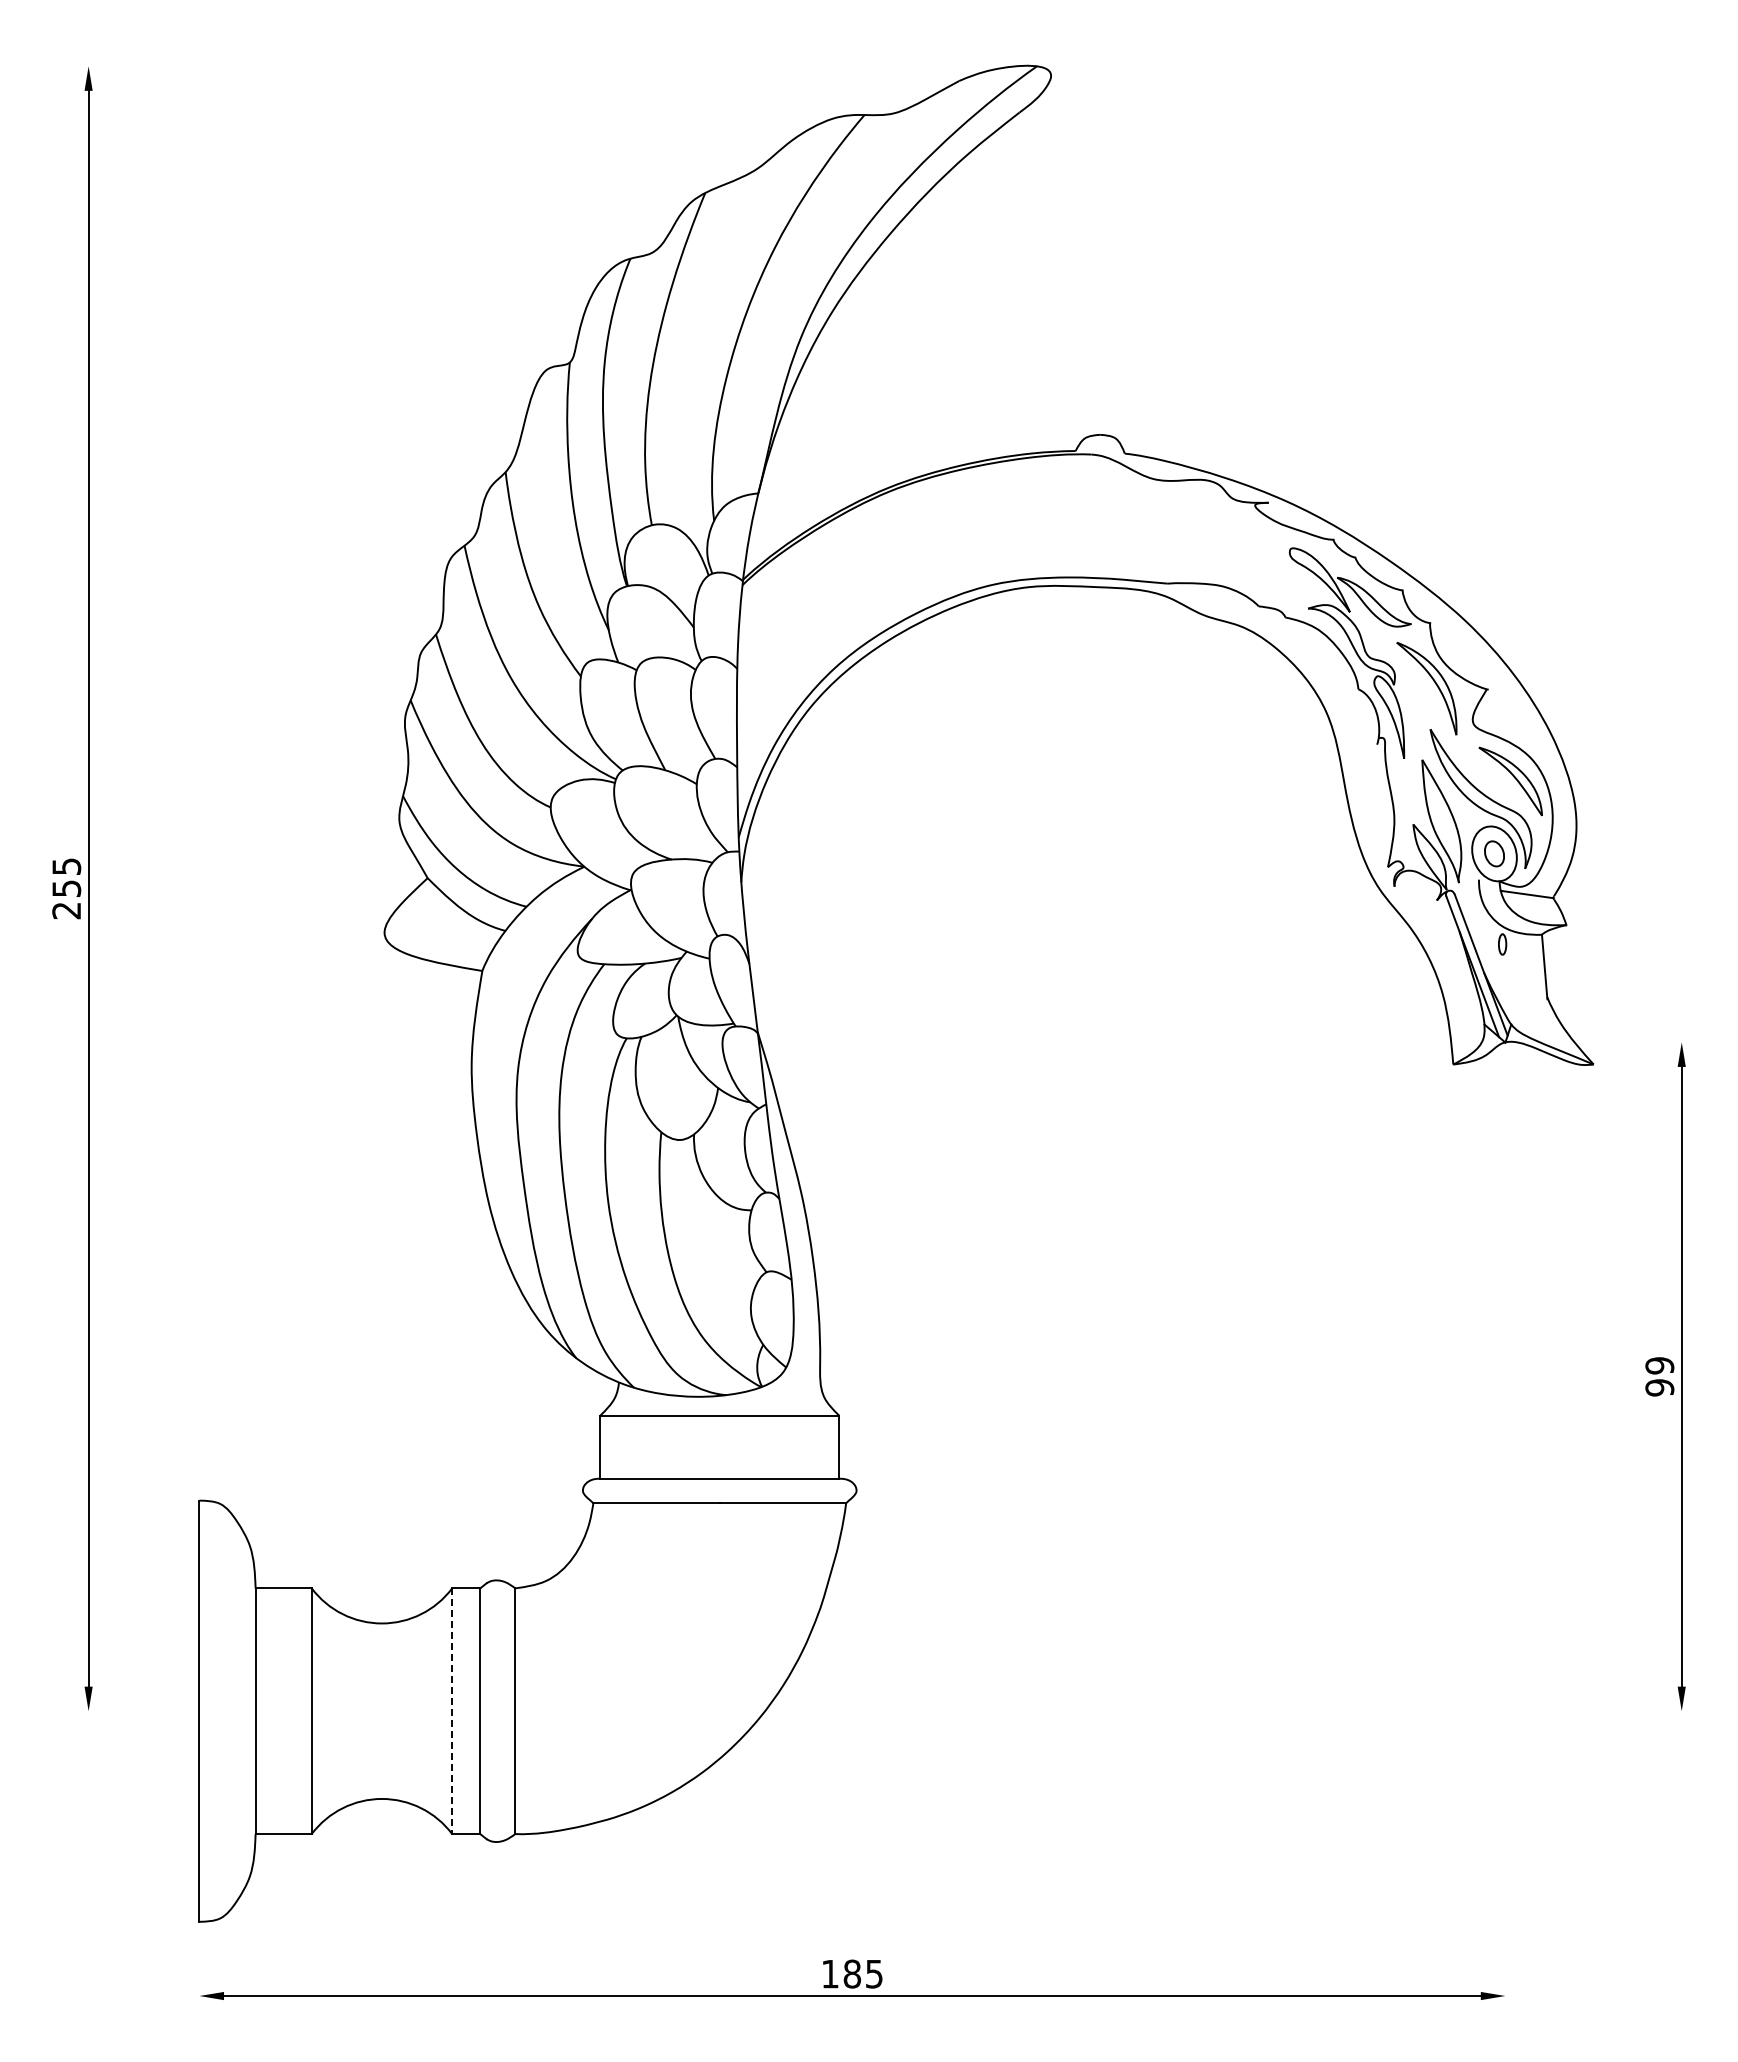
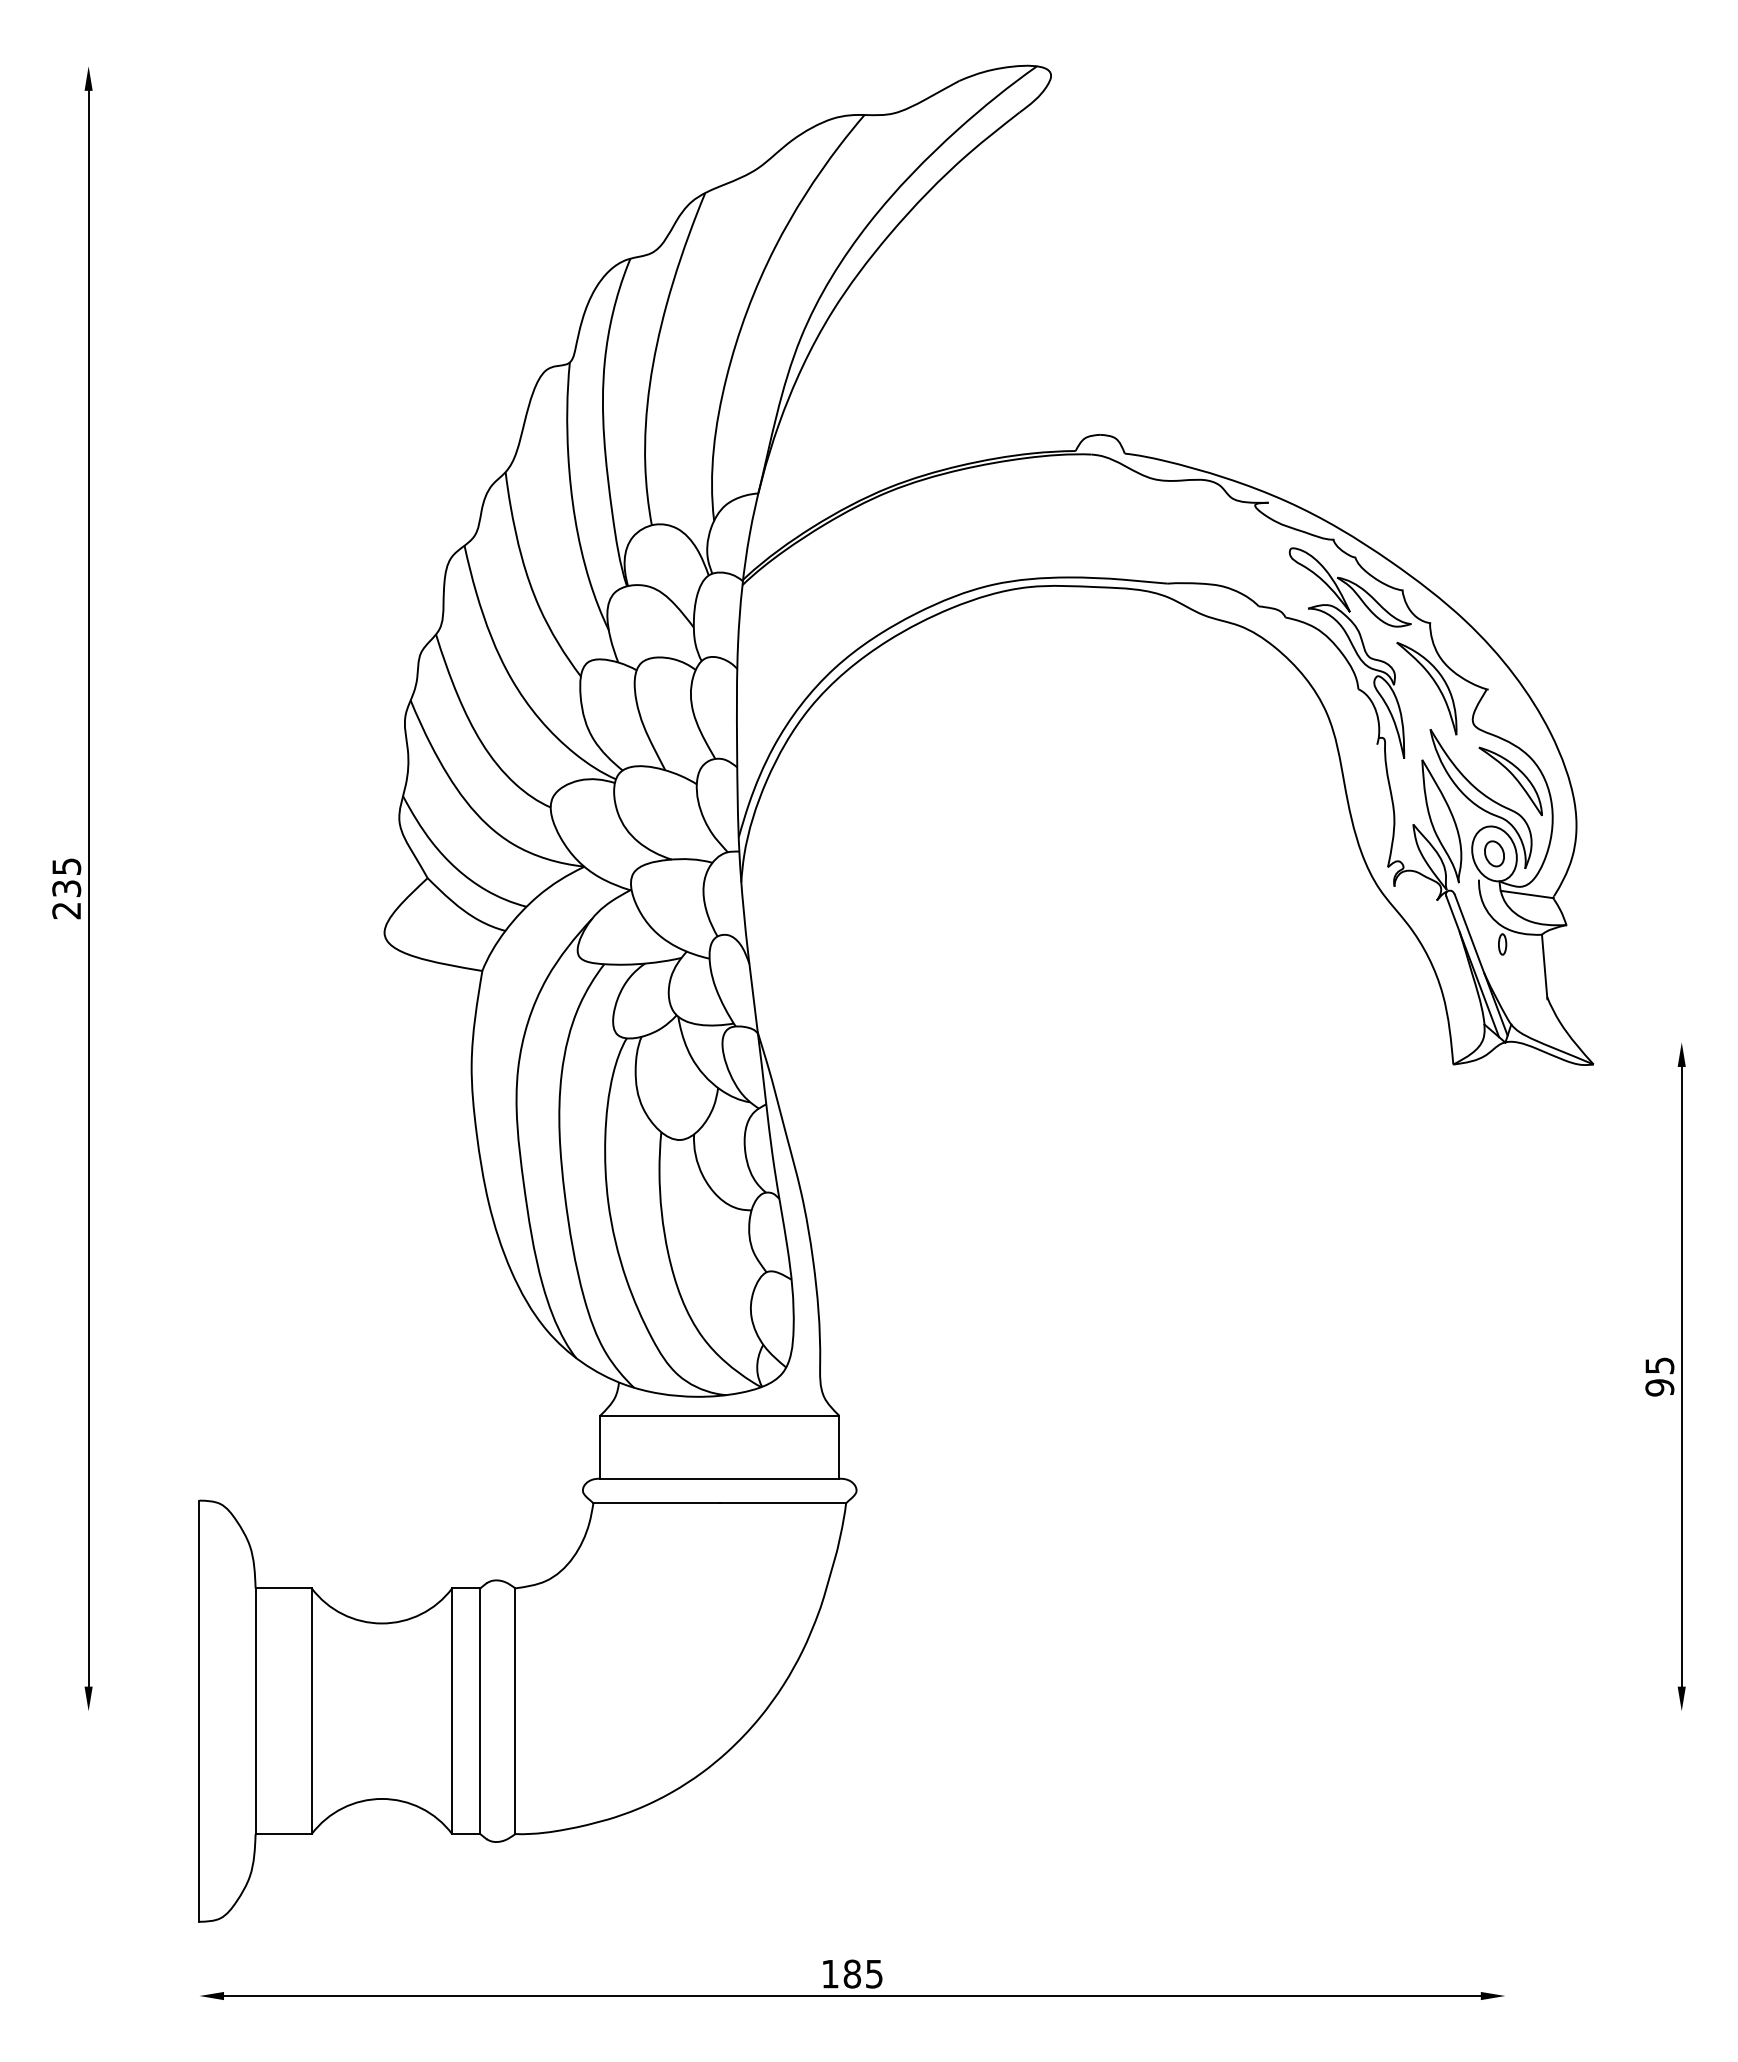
text: 255 -> 235 (66, 888)
text: 99 -> 95 (1659, 1365)
line: dashed -> solid (452, 1711)
